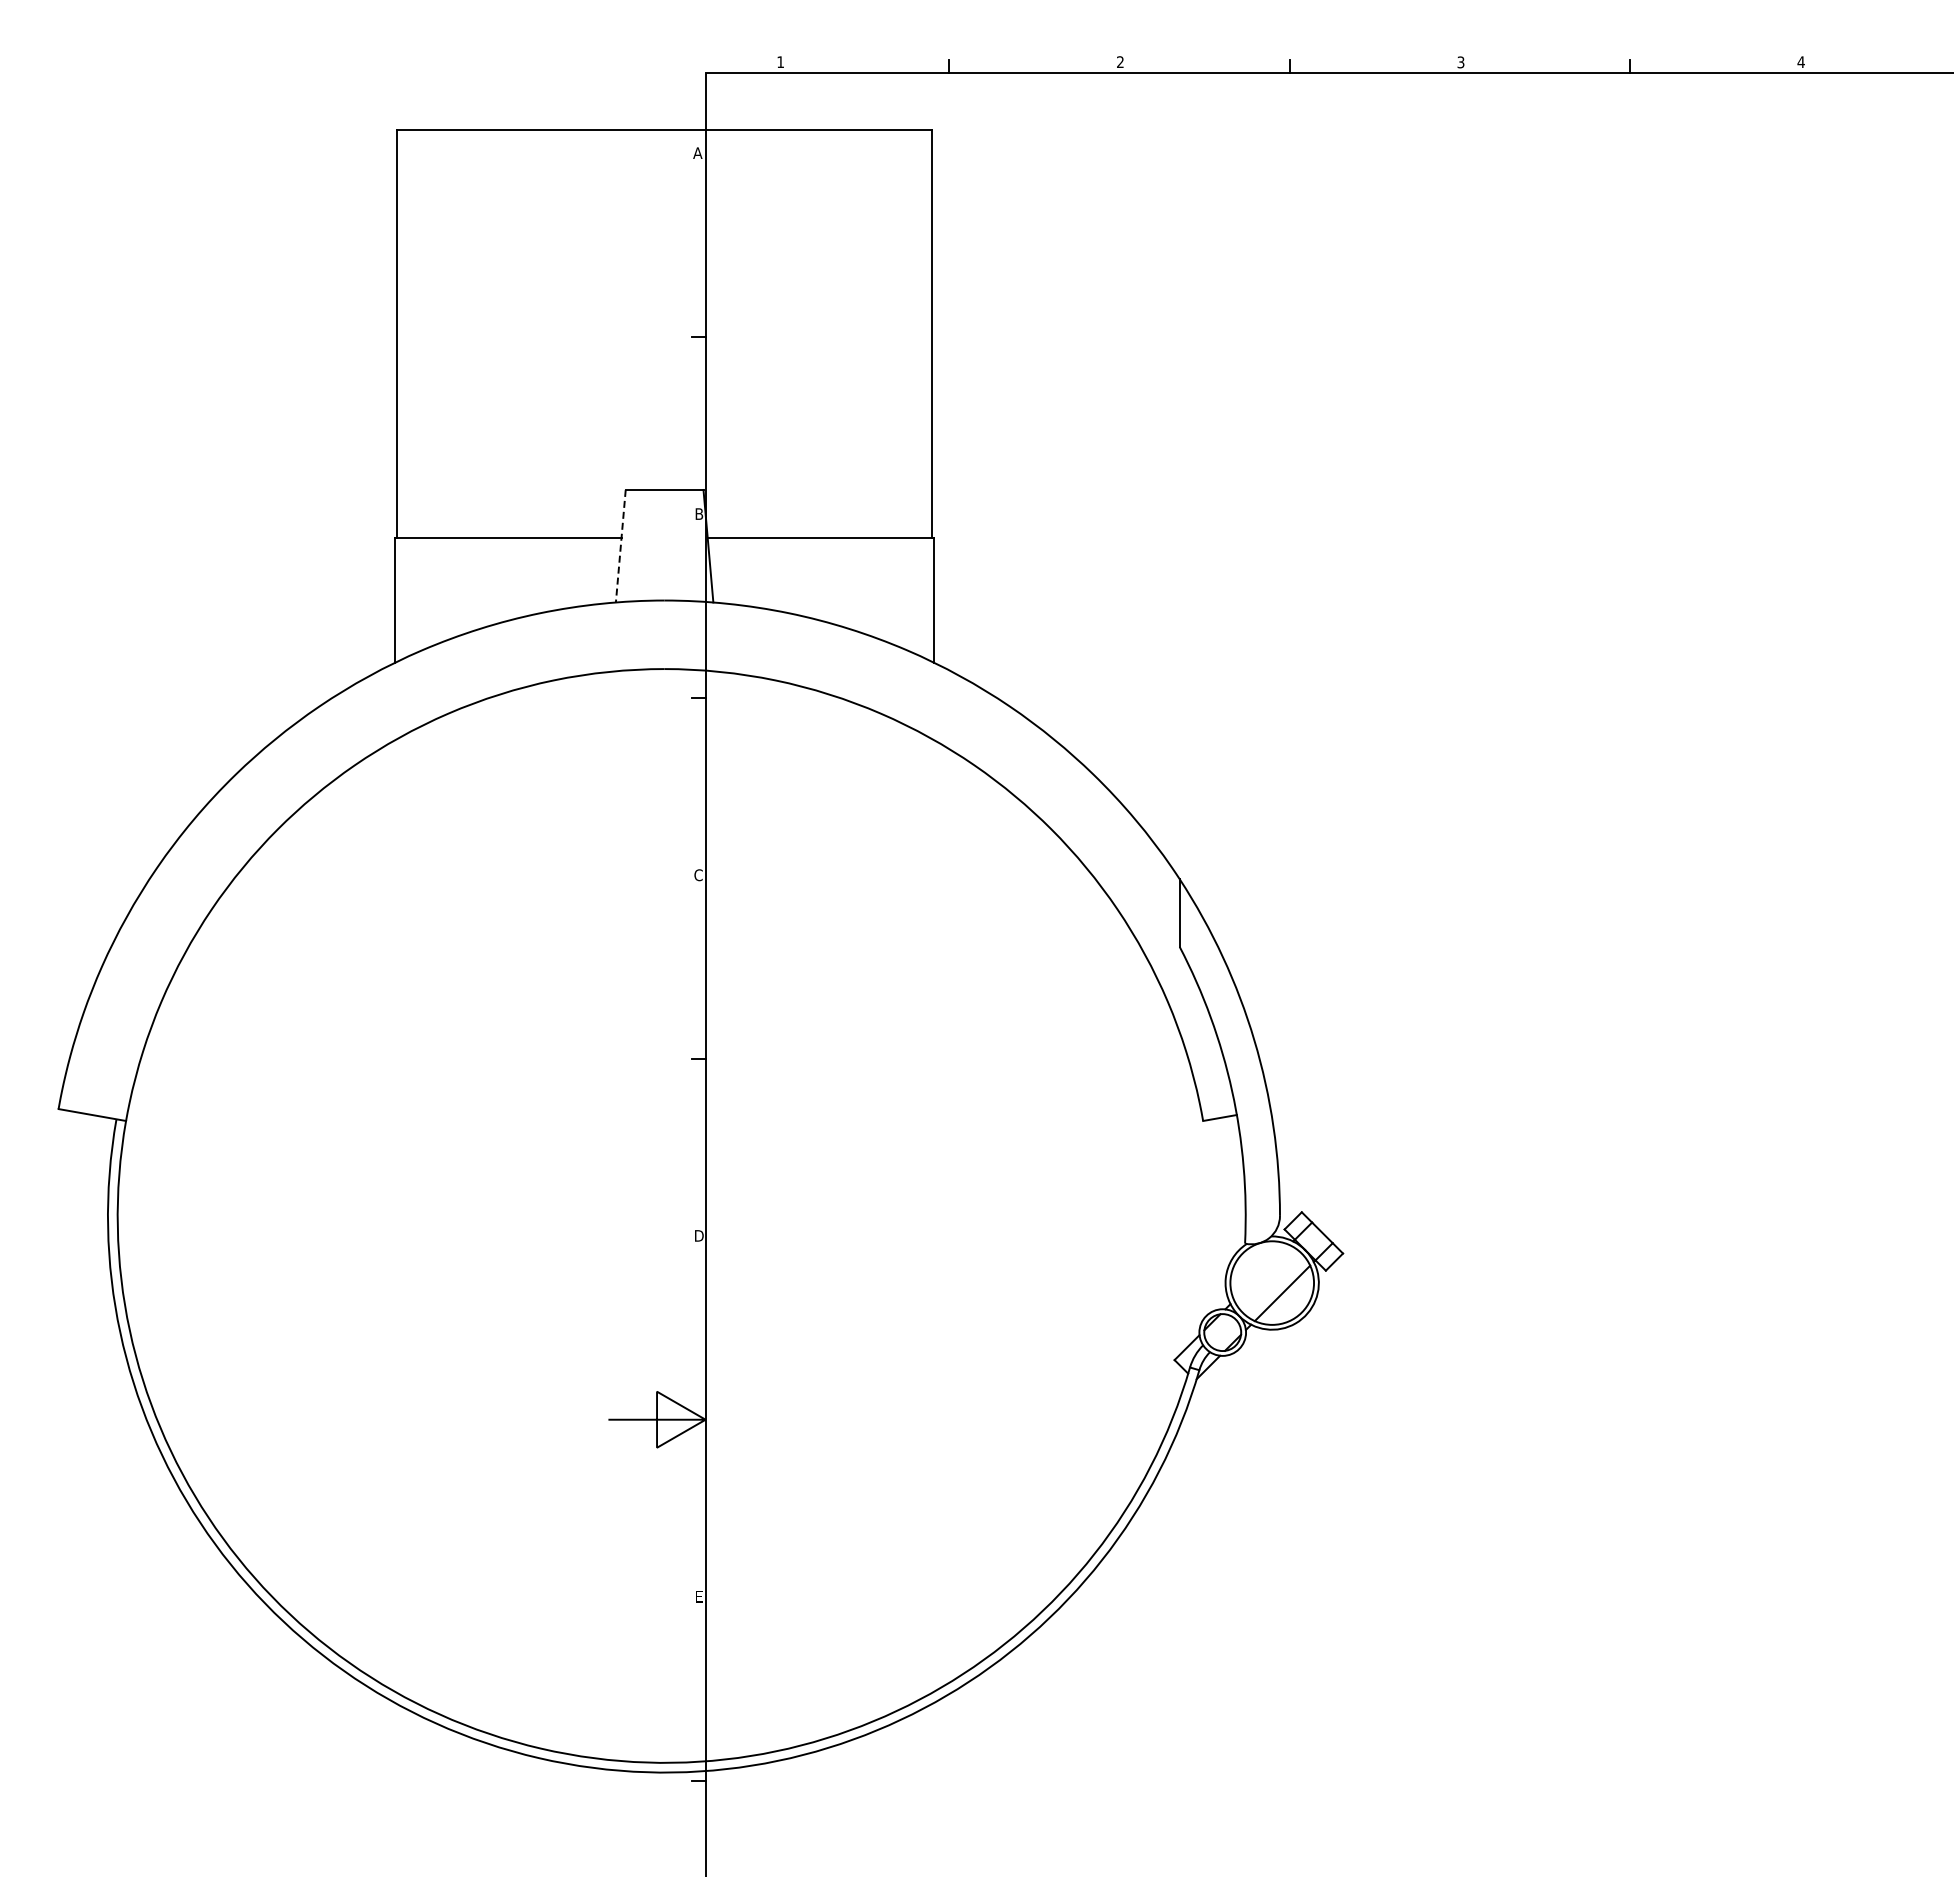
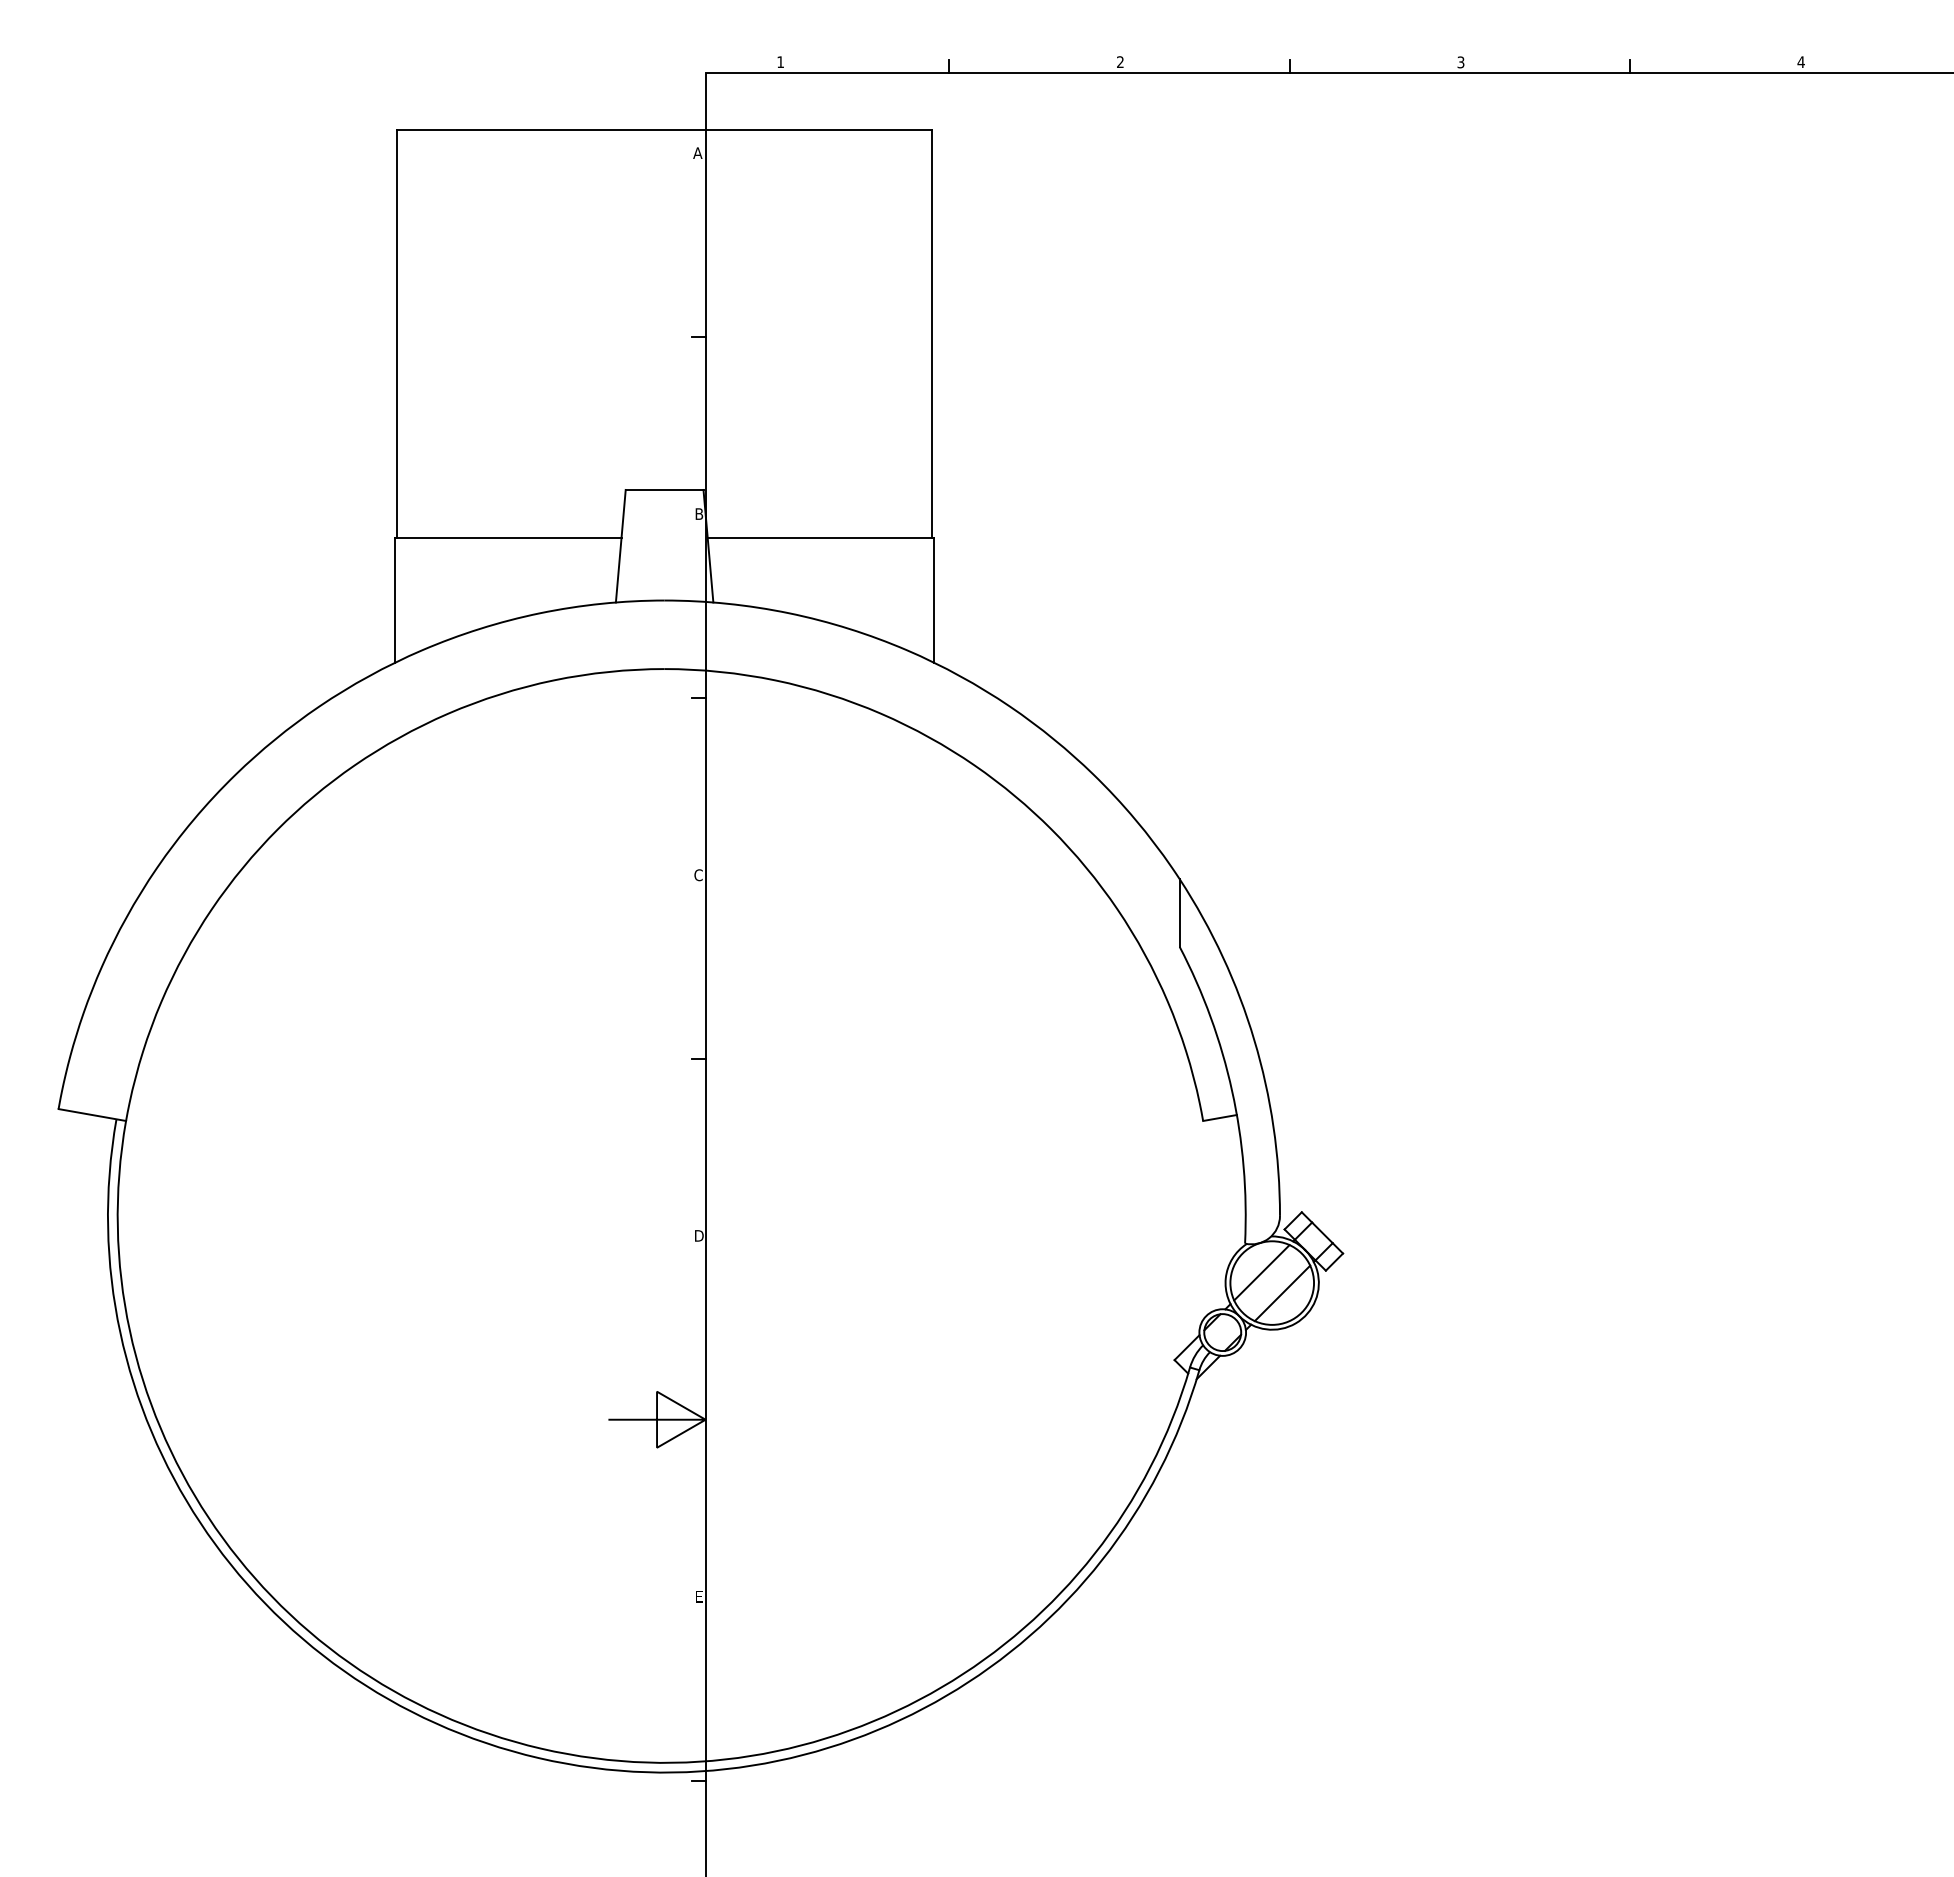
line: dashed -> solid (620, 546)
line: none -> present (1261, 1272)
